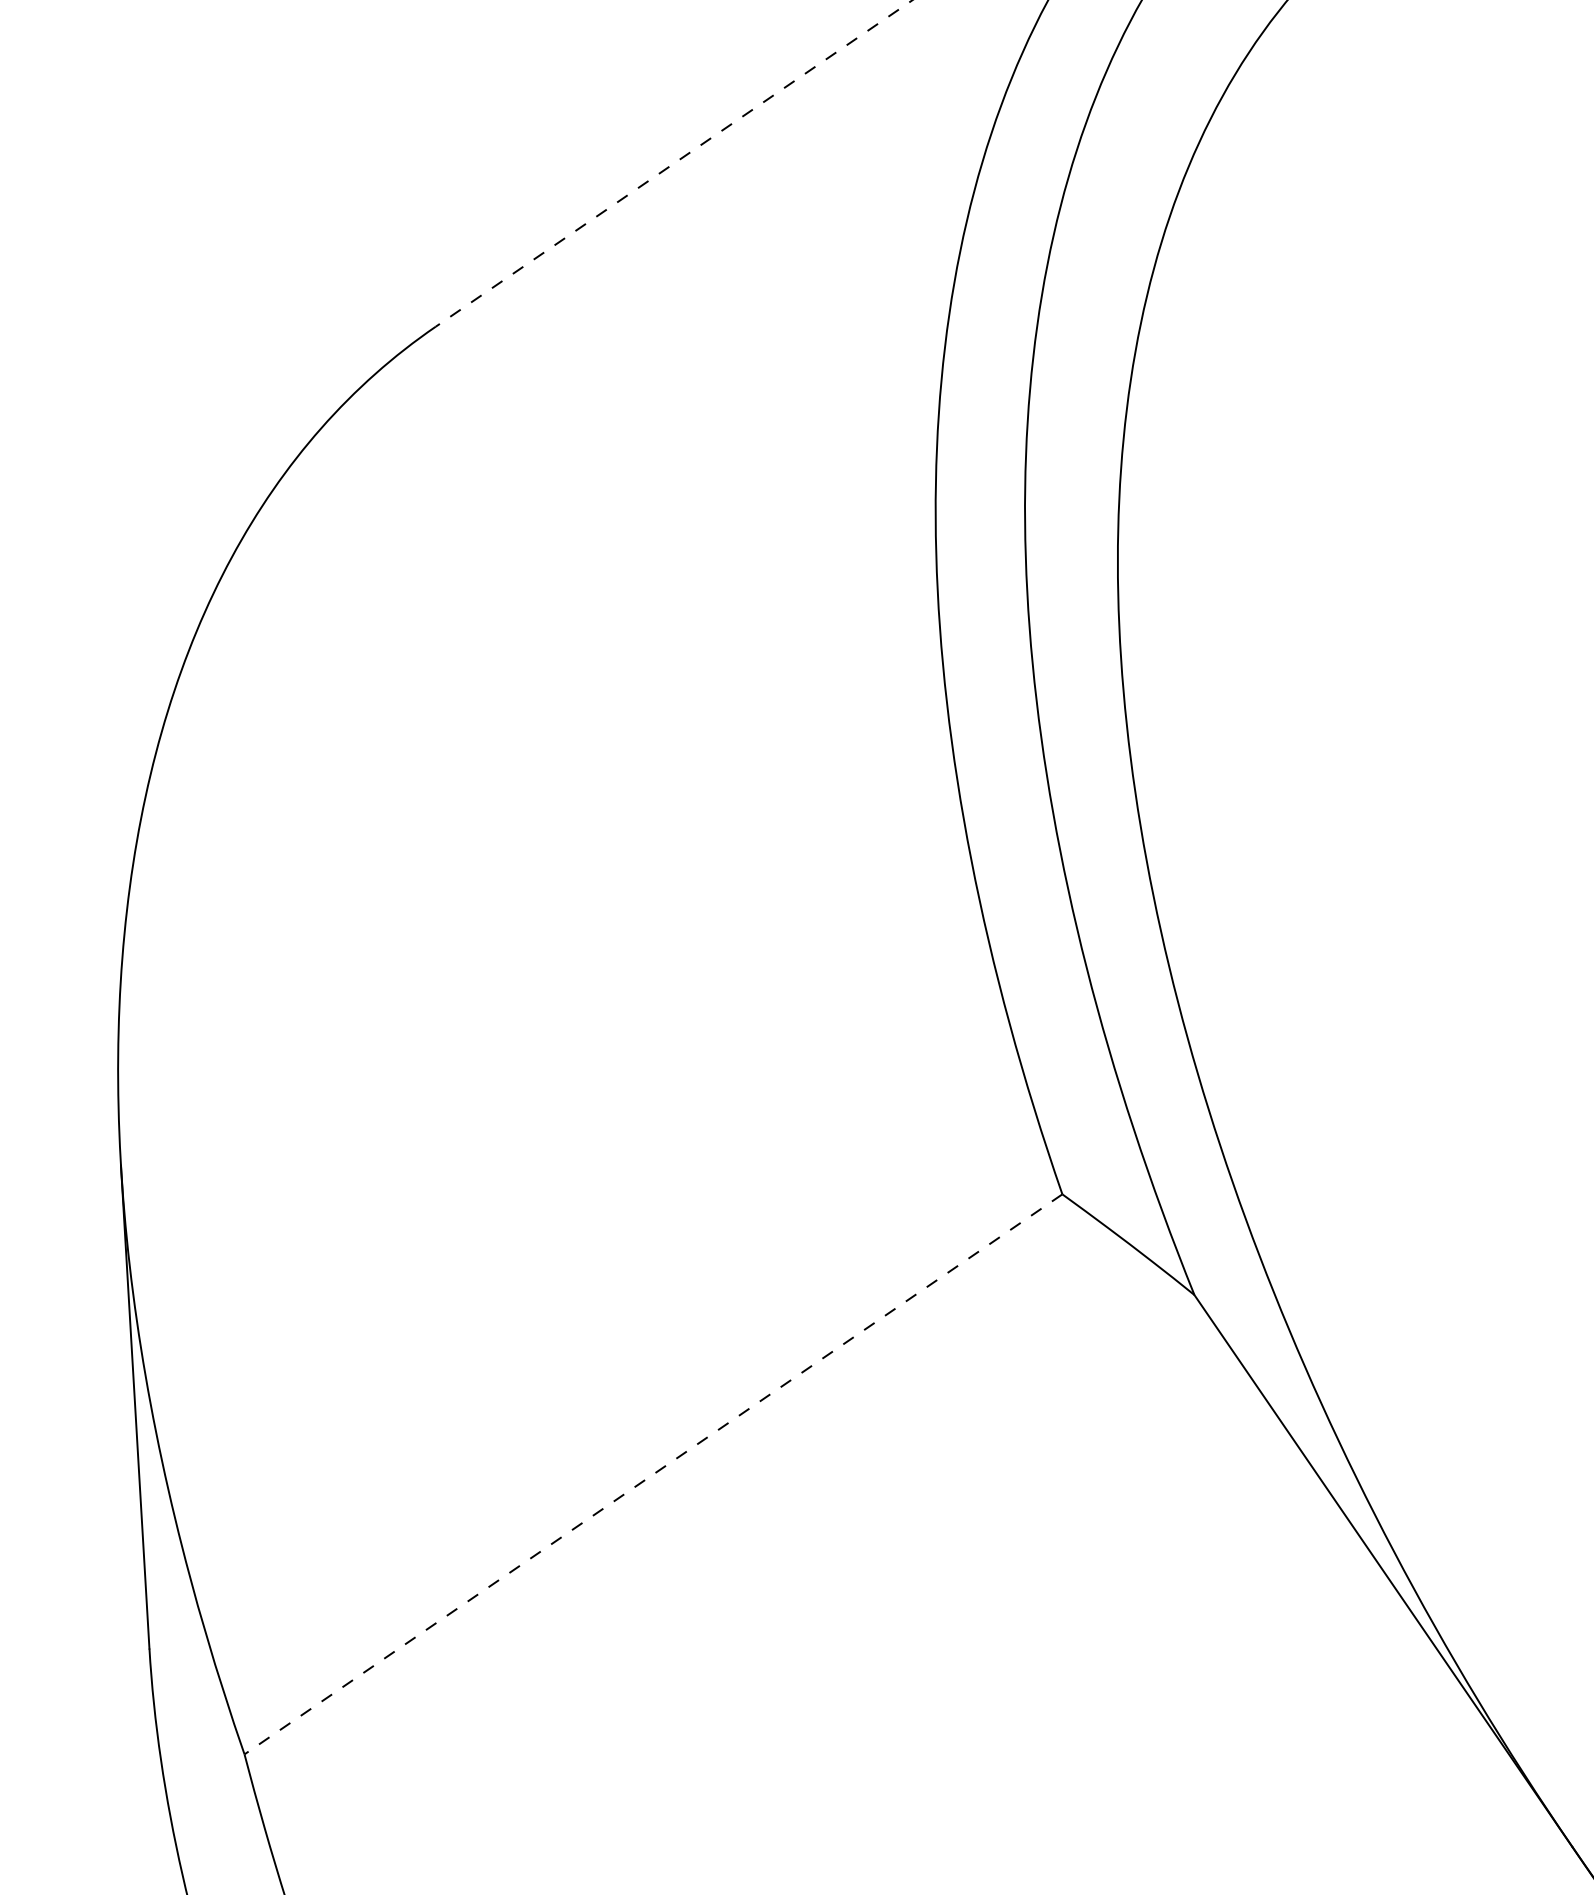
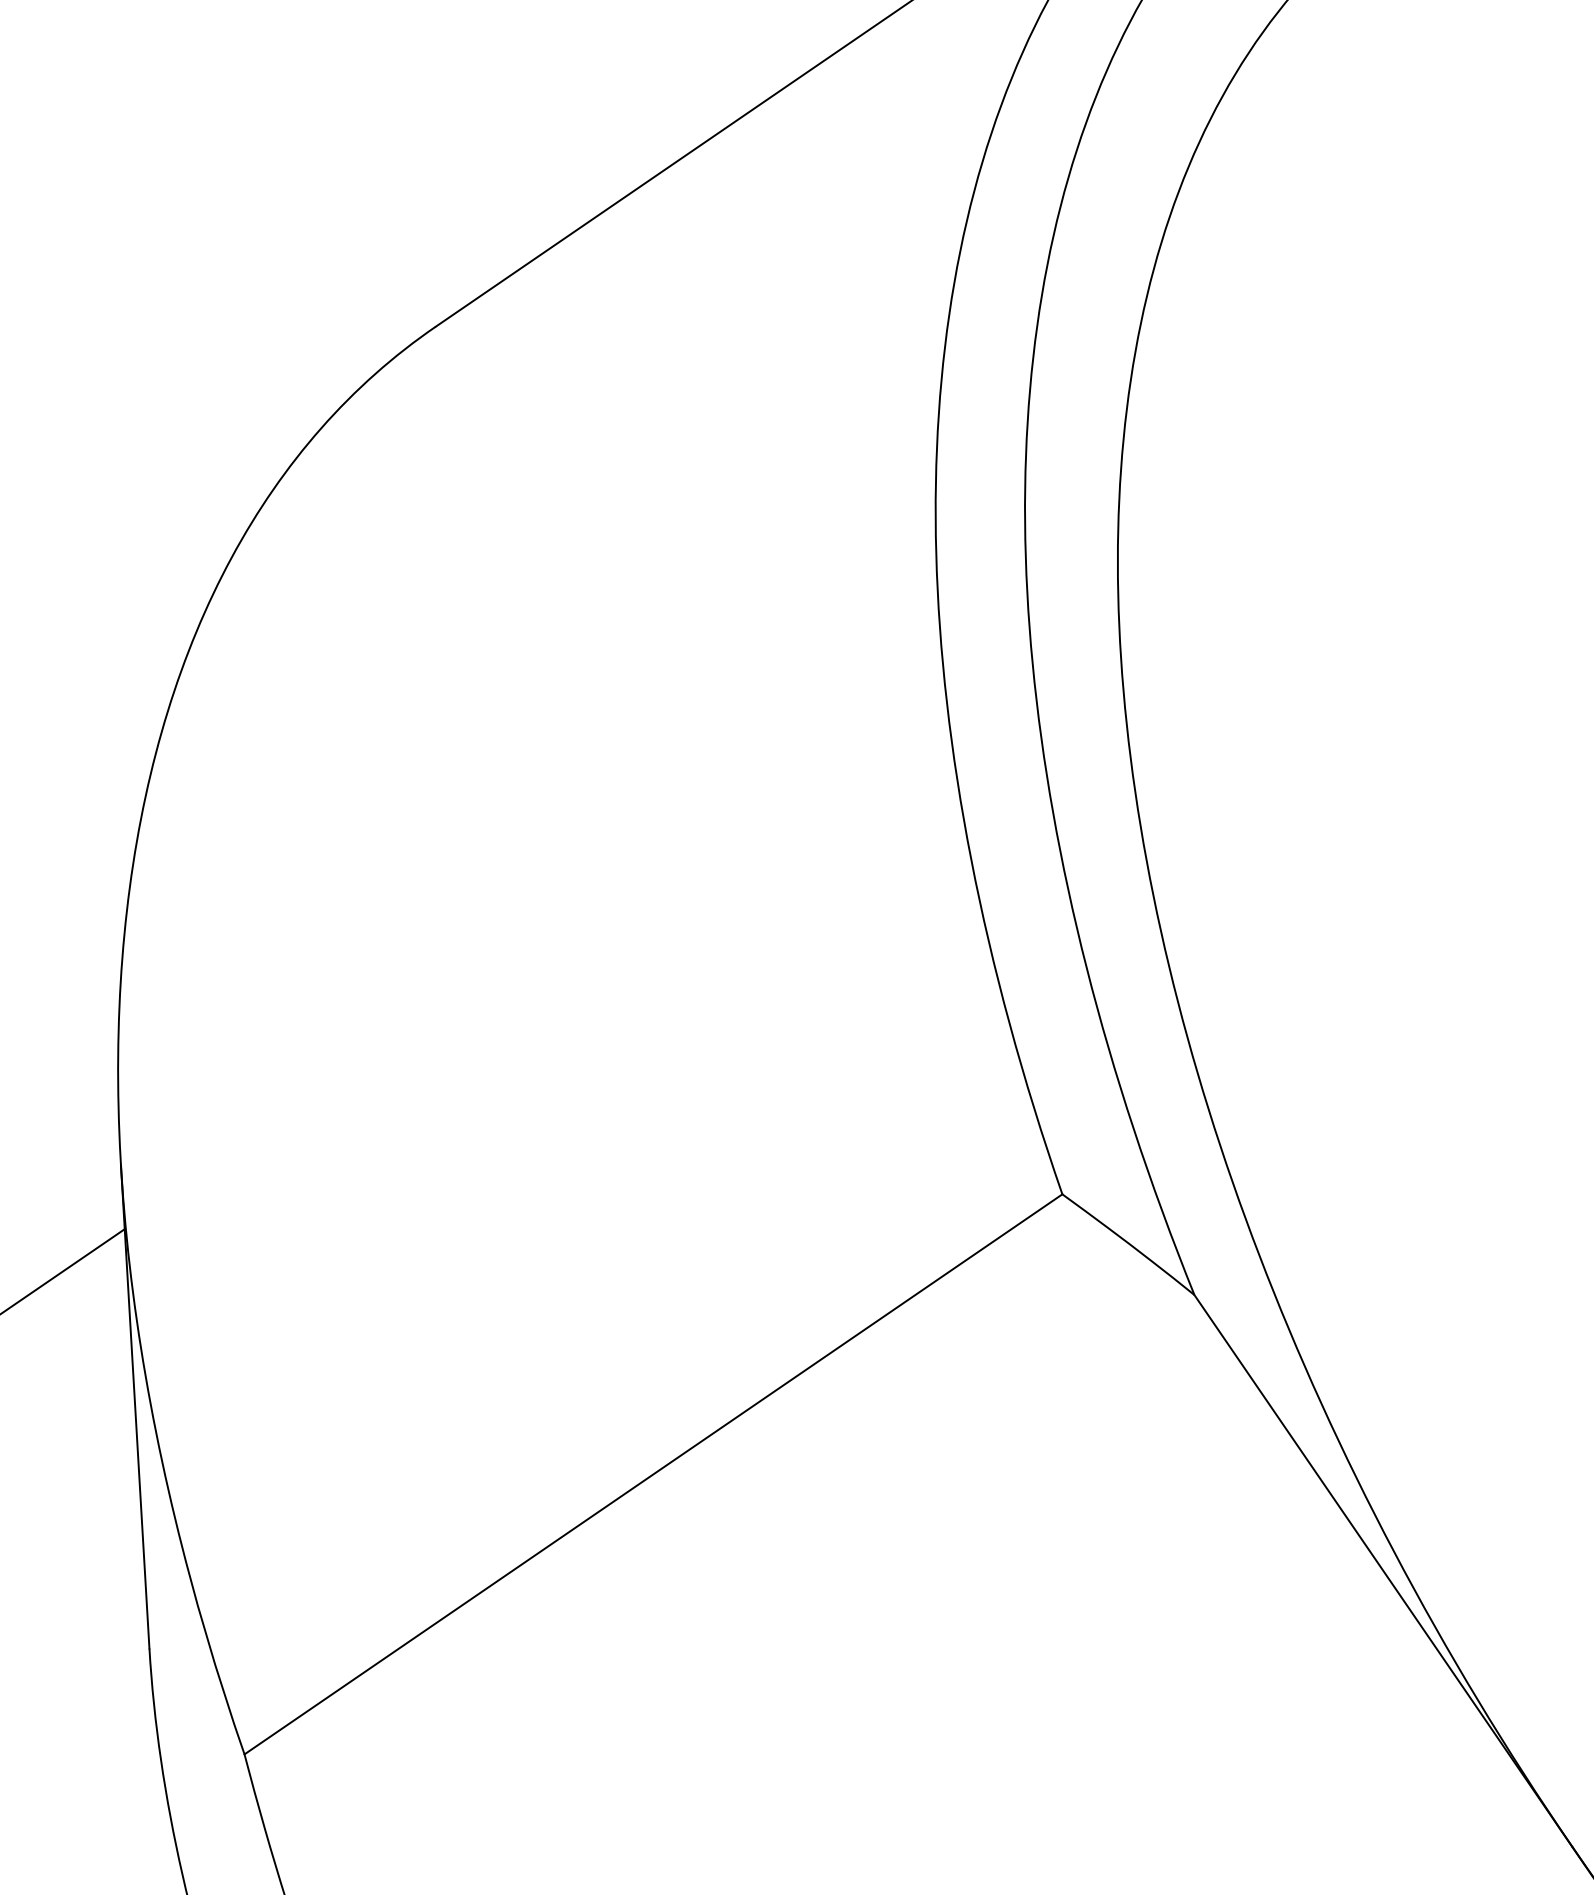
line: dashed -> solid (674, 163)
line: none -> present (63, 1270)
line: dashed -> solid (653, 1474)
